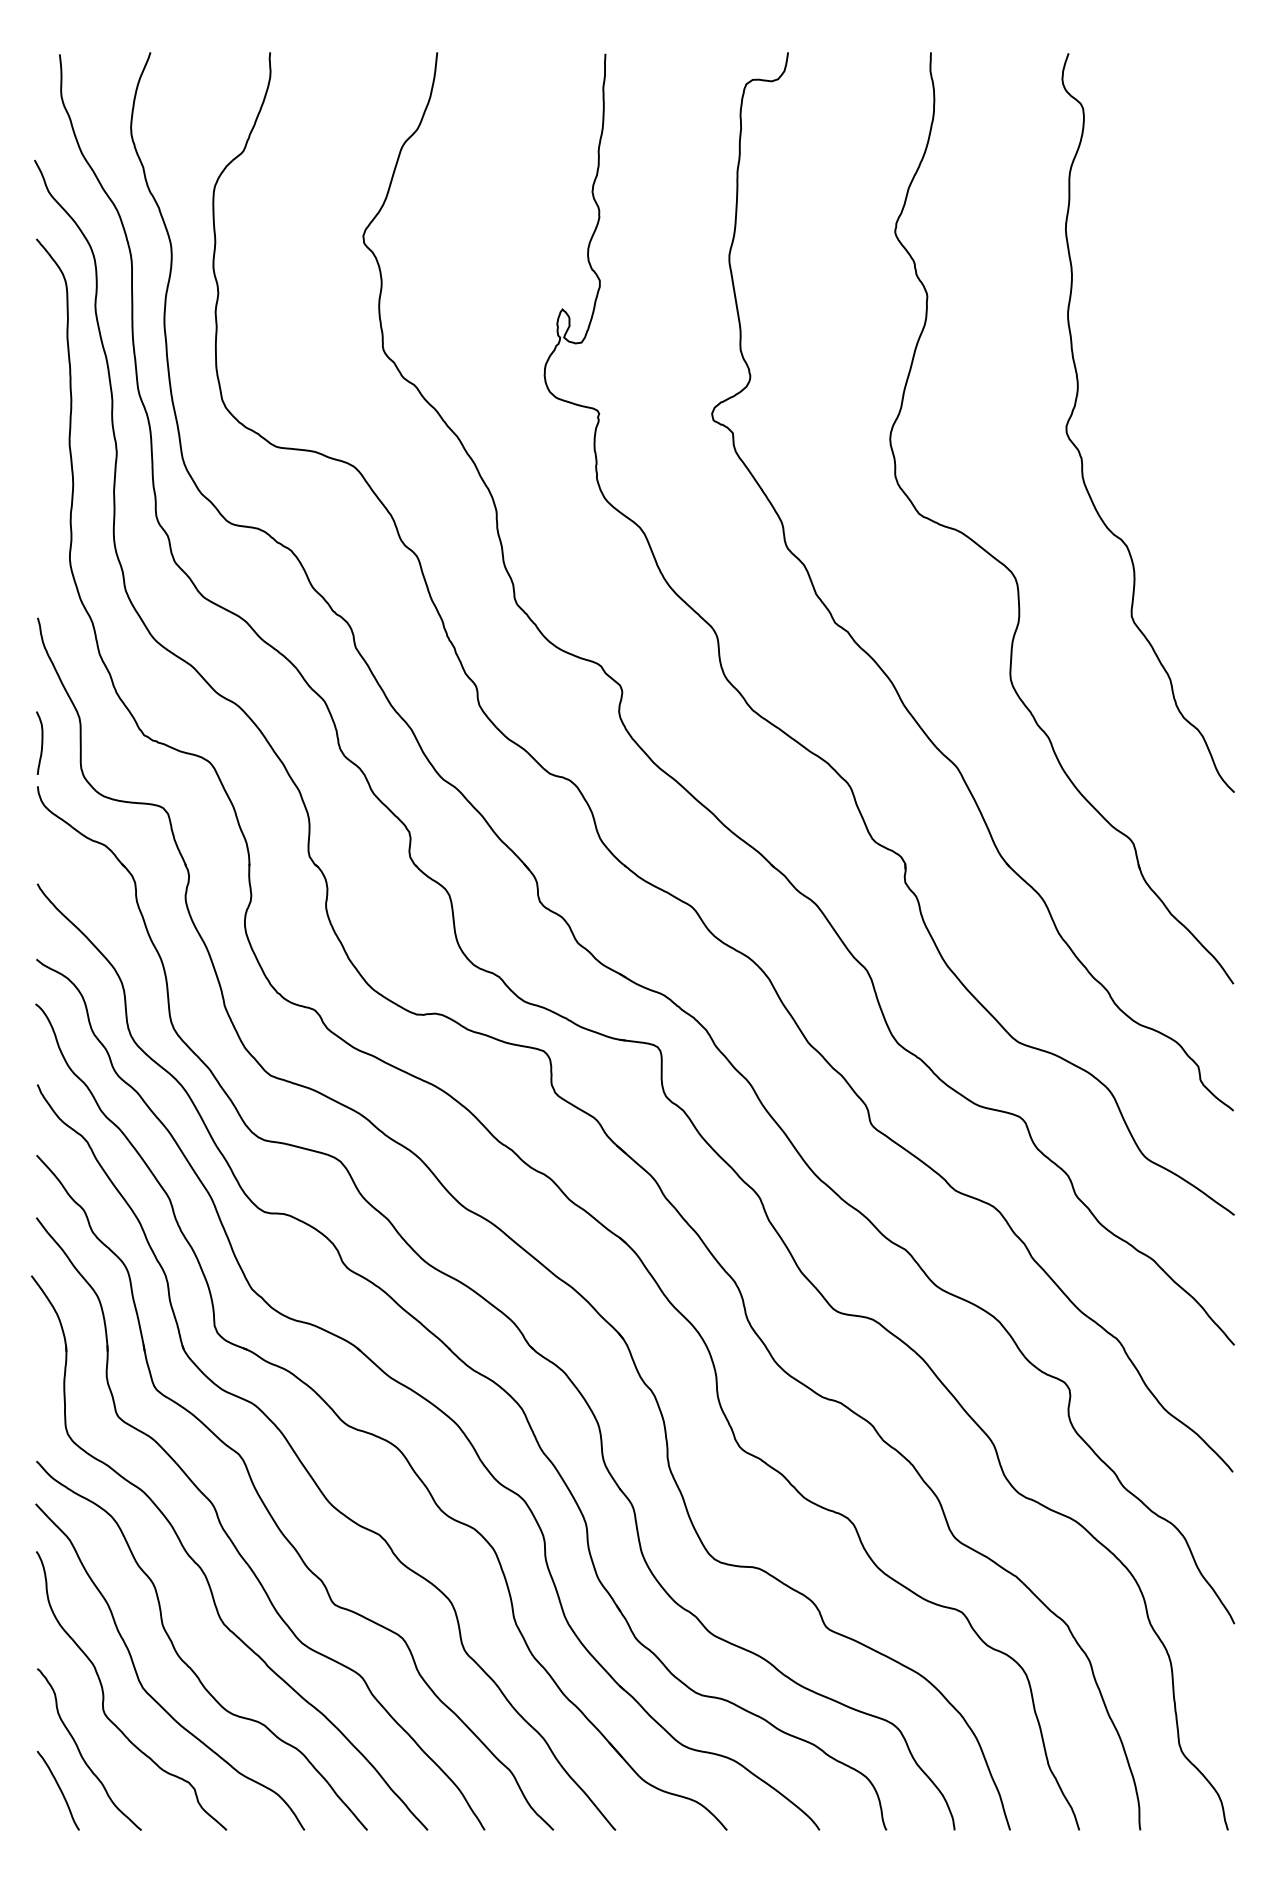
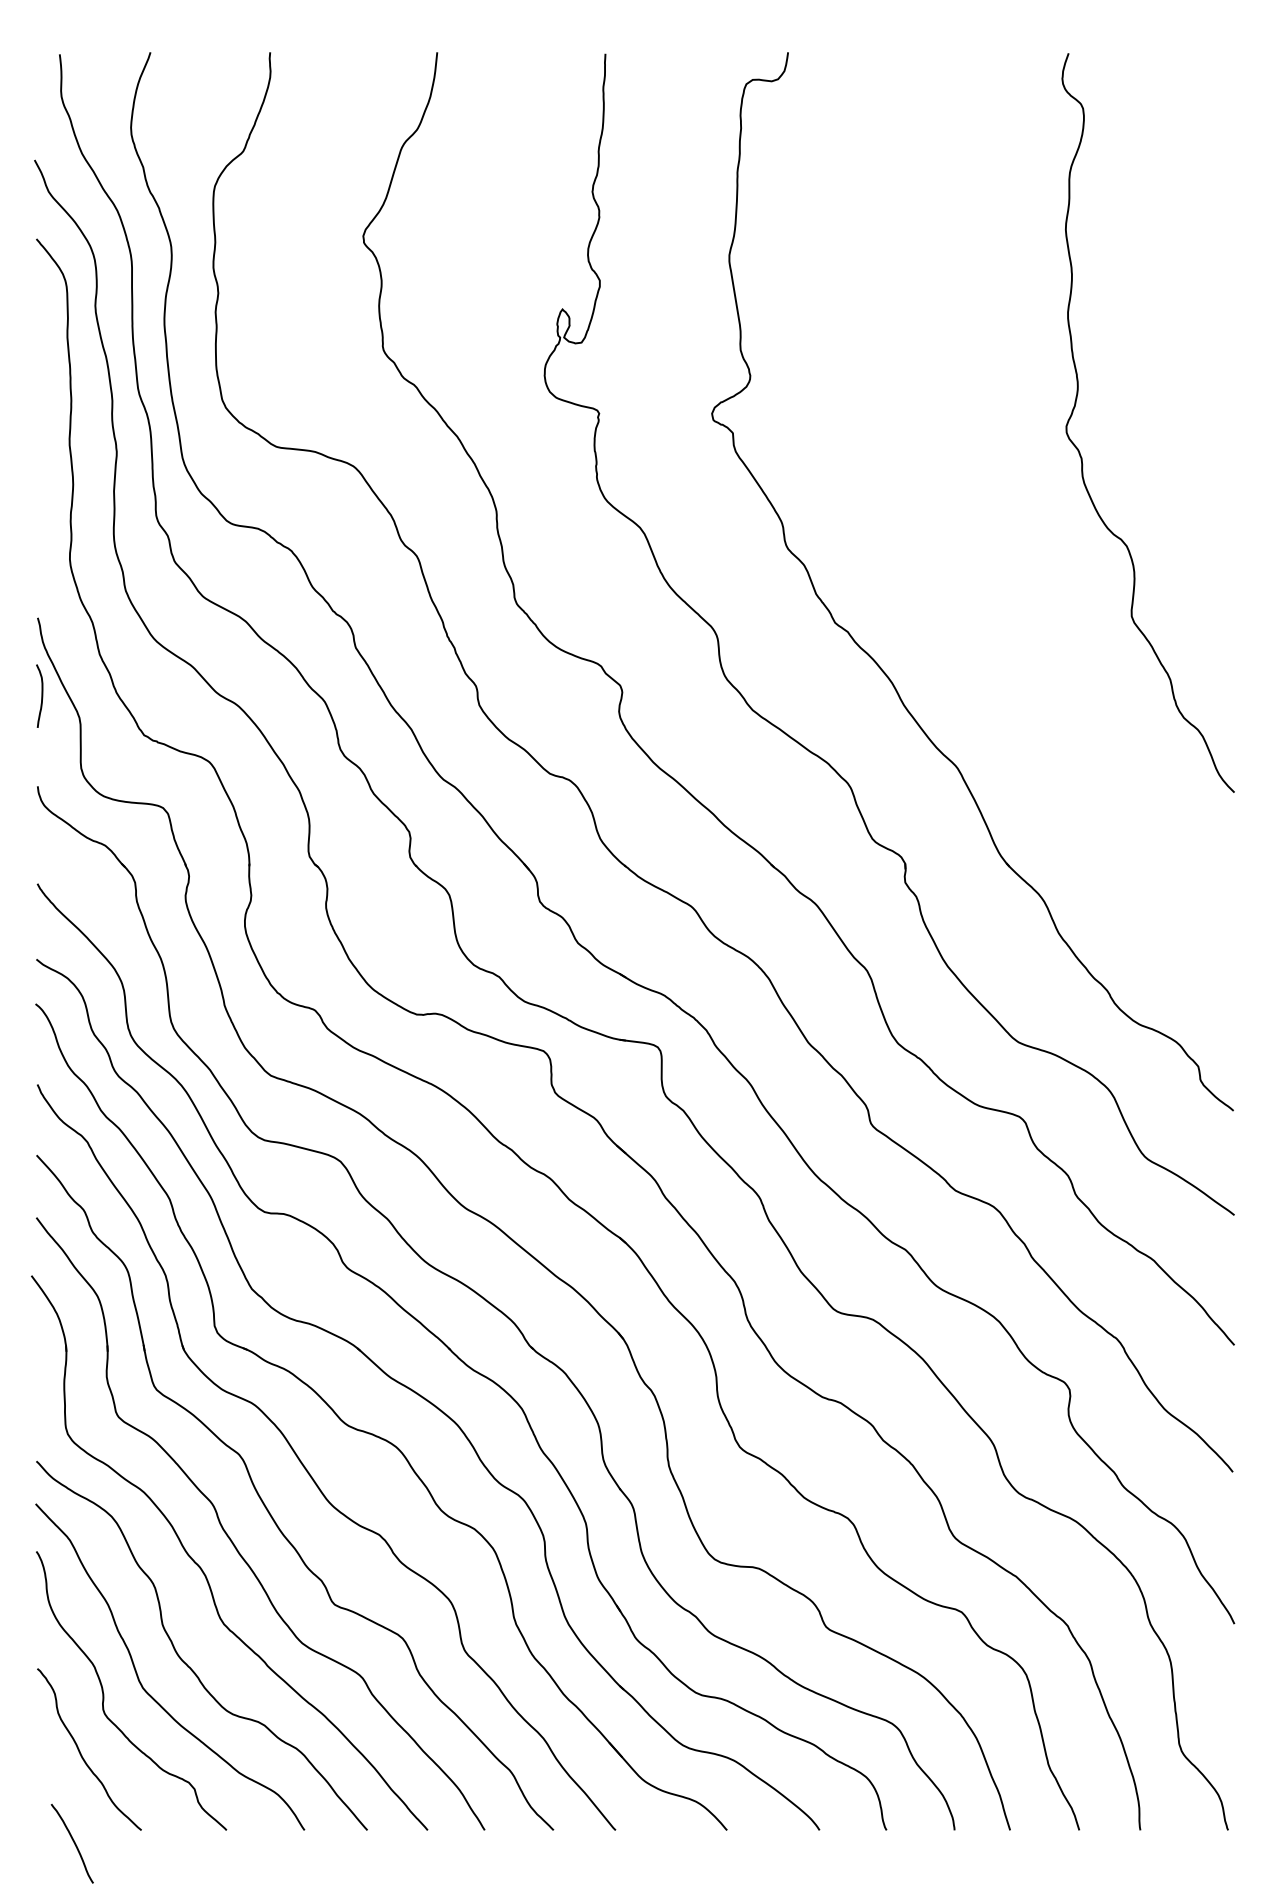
part: present -> none (1010, 569)
curve position: (41, 742) -> (41, 695) (41, 695)
curve position: (58, 1788) -> (72, 1841) (72, 1841)
